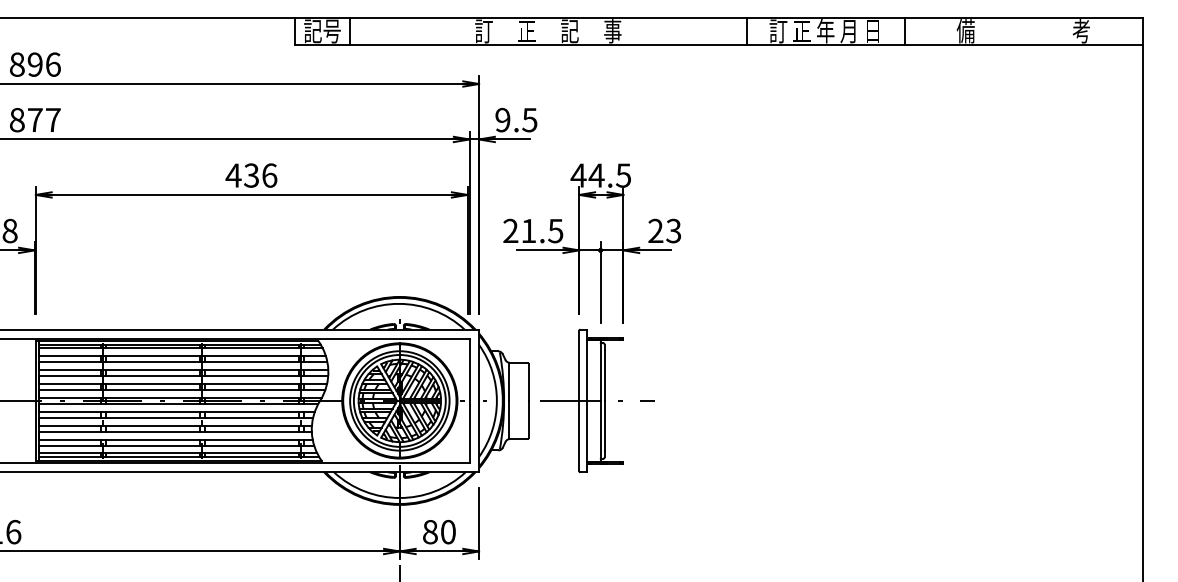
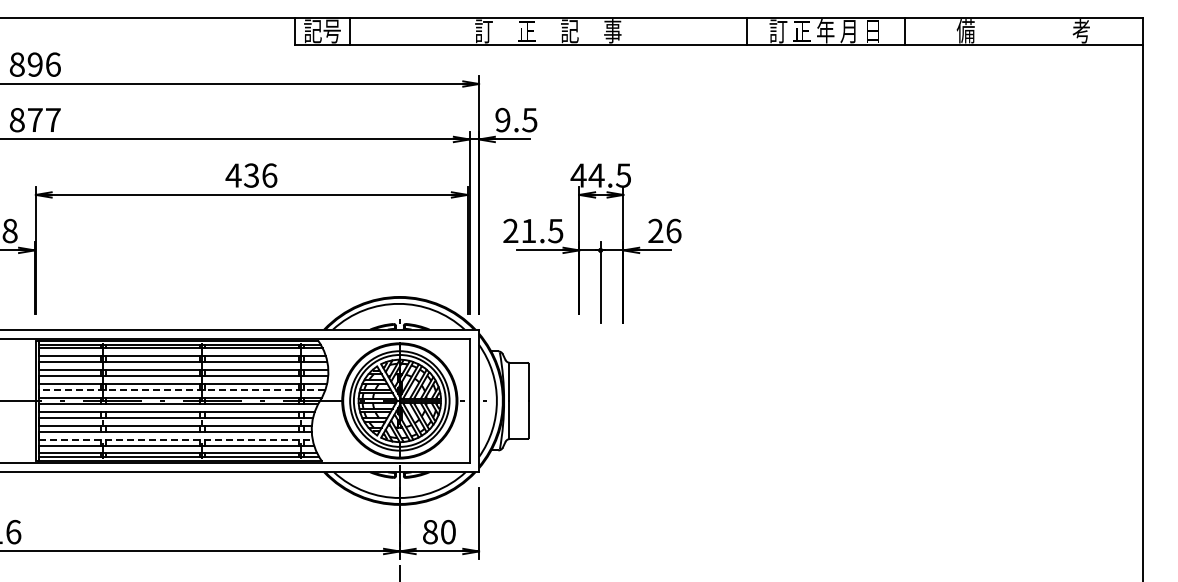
text: 23 -> 26 (673, 230)
line: solid -> dashed (181, 390)
part: present -> none (597, 400)
line: solid -> dashed (175, 439)
